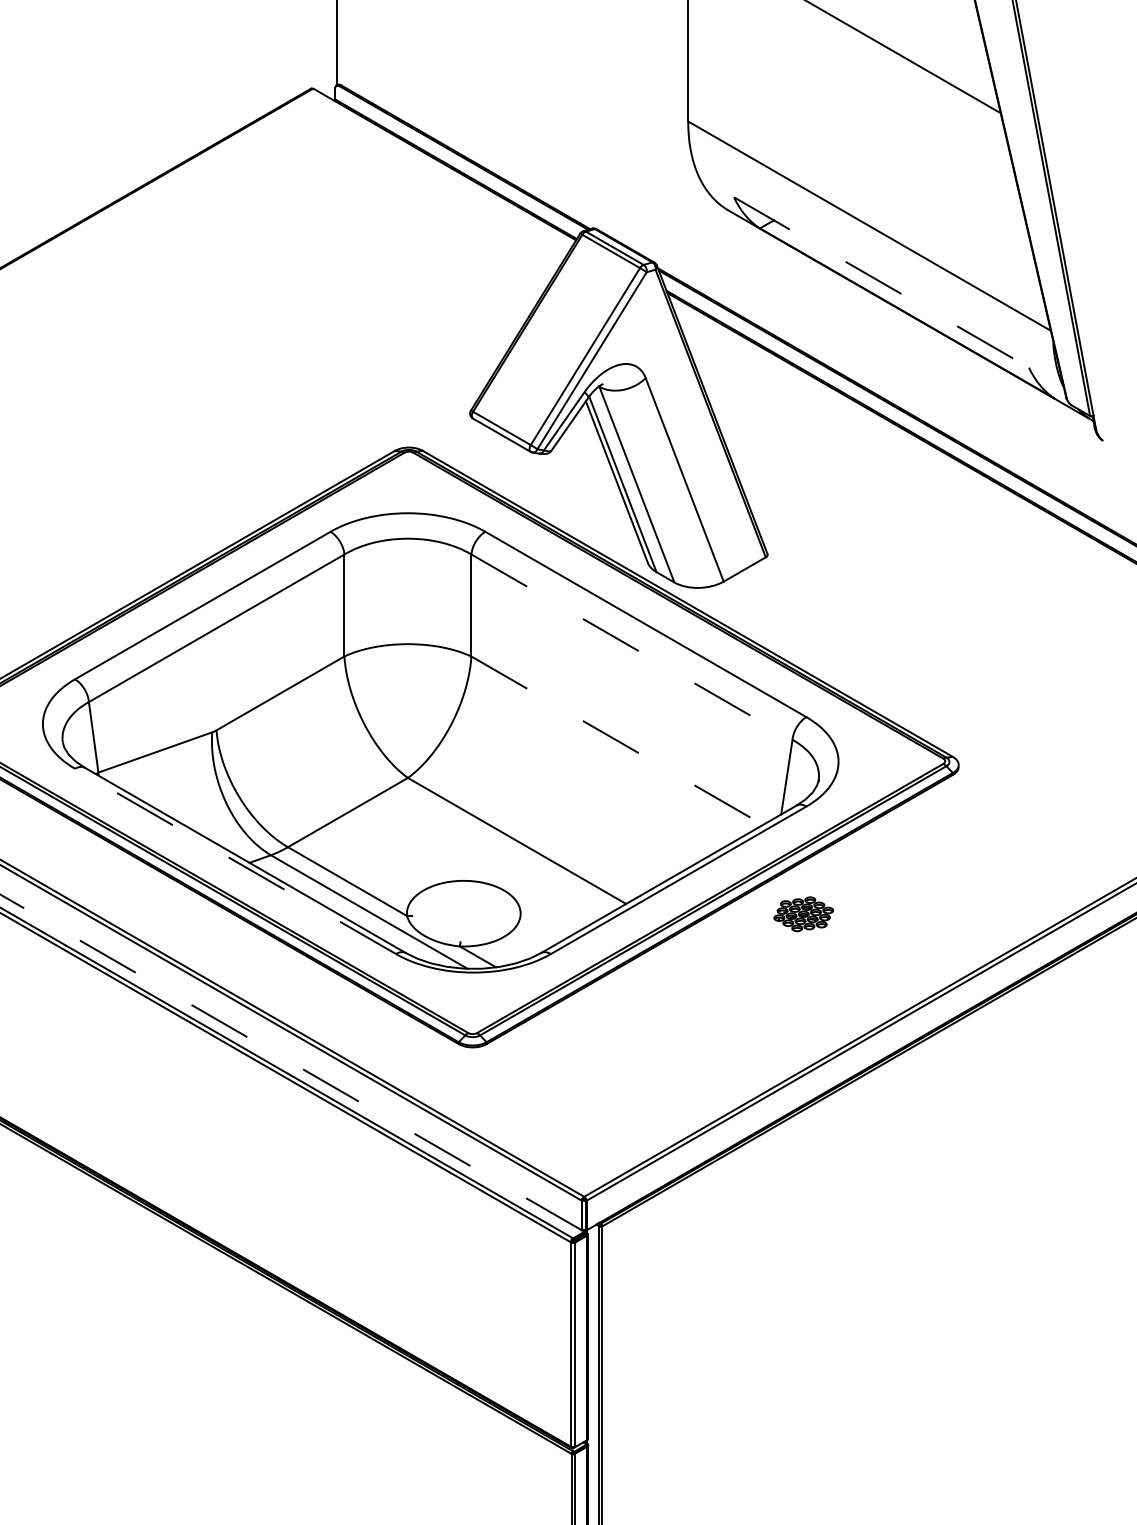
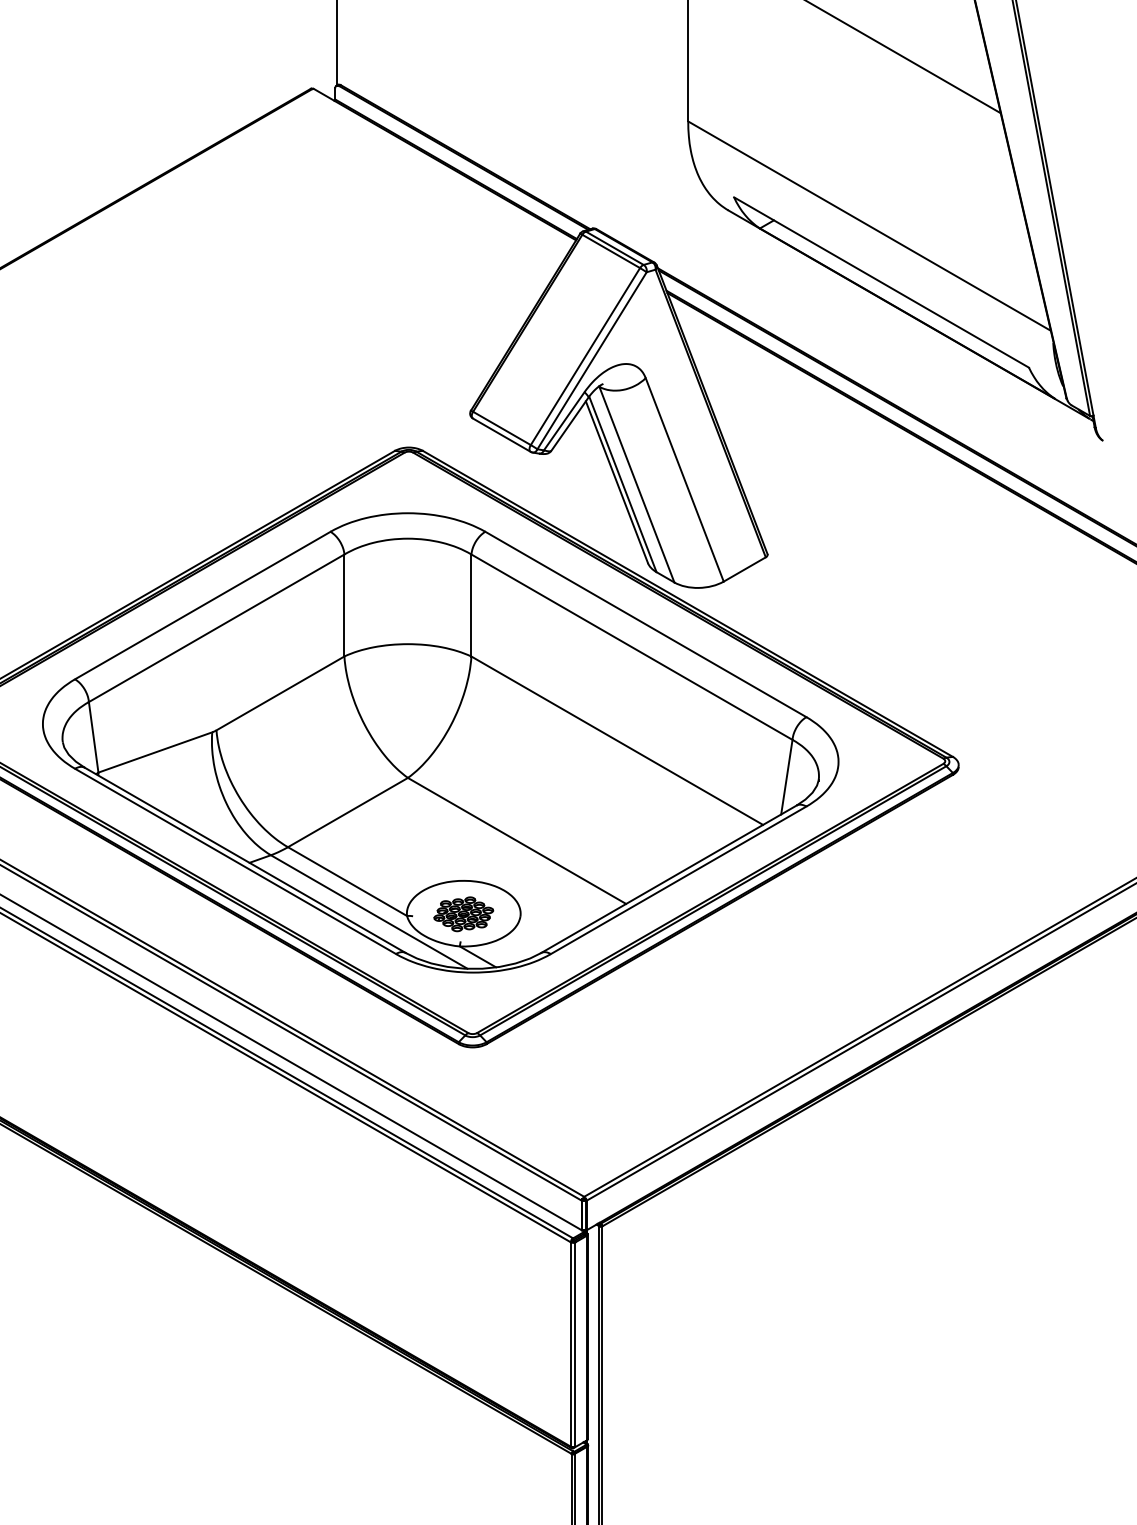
line: dashed -> solid (881, 282)
line: dashed -> solid (632, 647)
line: dashed -> solid (617, 740)
line: dashed -> solid (235, 861)
part position: (803, 914) -> (463, 914) (463, 914)
line: dashed -> solid (291, 1062)
